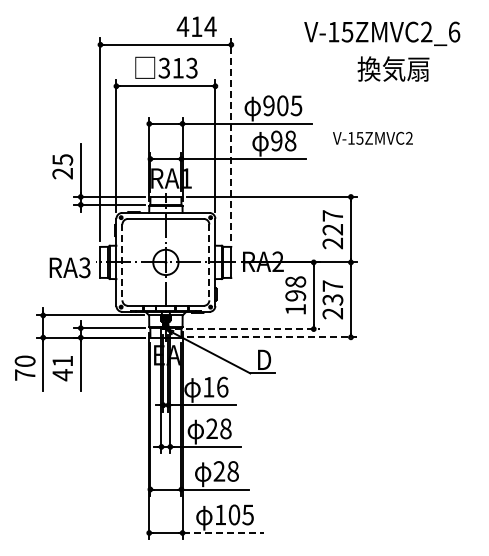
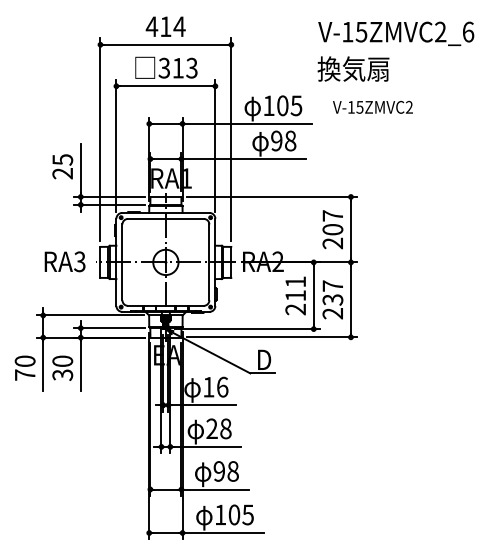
text position: (196, 26) -> (165, 26) (165, 26)
text position: (382, 33) -> (396, 33) (396, 33)
text position: (393, 68) -> (353, 68) (353, 68)
text: 905 -> 105 (268, 105)
text position: (372, 137) -> (372, 106) (372, 106)
line: dashed -> solid (231, 139)
text: 227 -> 207 (332, 229)
line: dashed -> solid (122, 262)
line: dashed -> solid (209, 262)
text position: (69, 267) -> (64, 261) (64, 261)
text: 198 -> 211 (295, 295)
line: dashed -> solid (247, 329)
line: dashed -> solid (272, 337)
text: 41 -> 30 (62, 368)
text: 28 -> 98 (219, 471)
line: dashed -> solid (223, 533)
